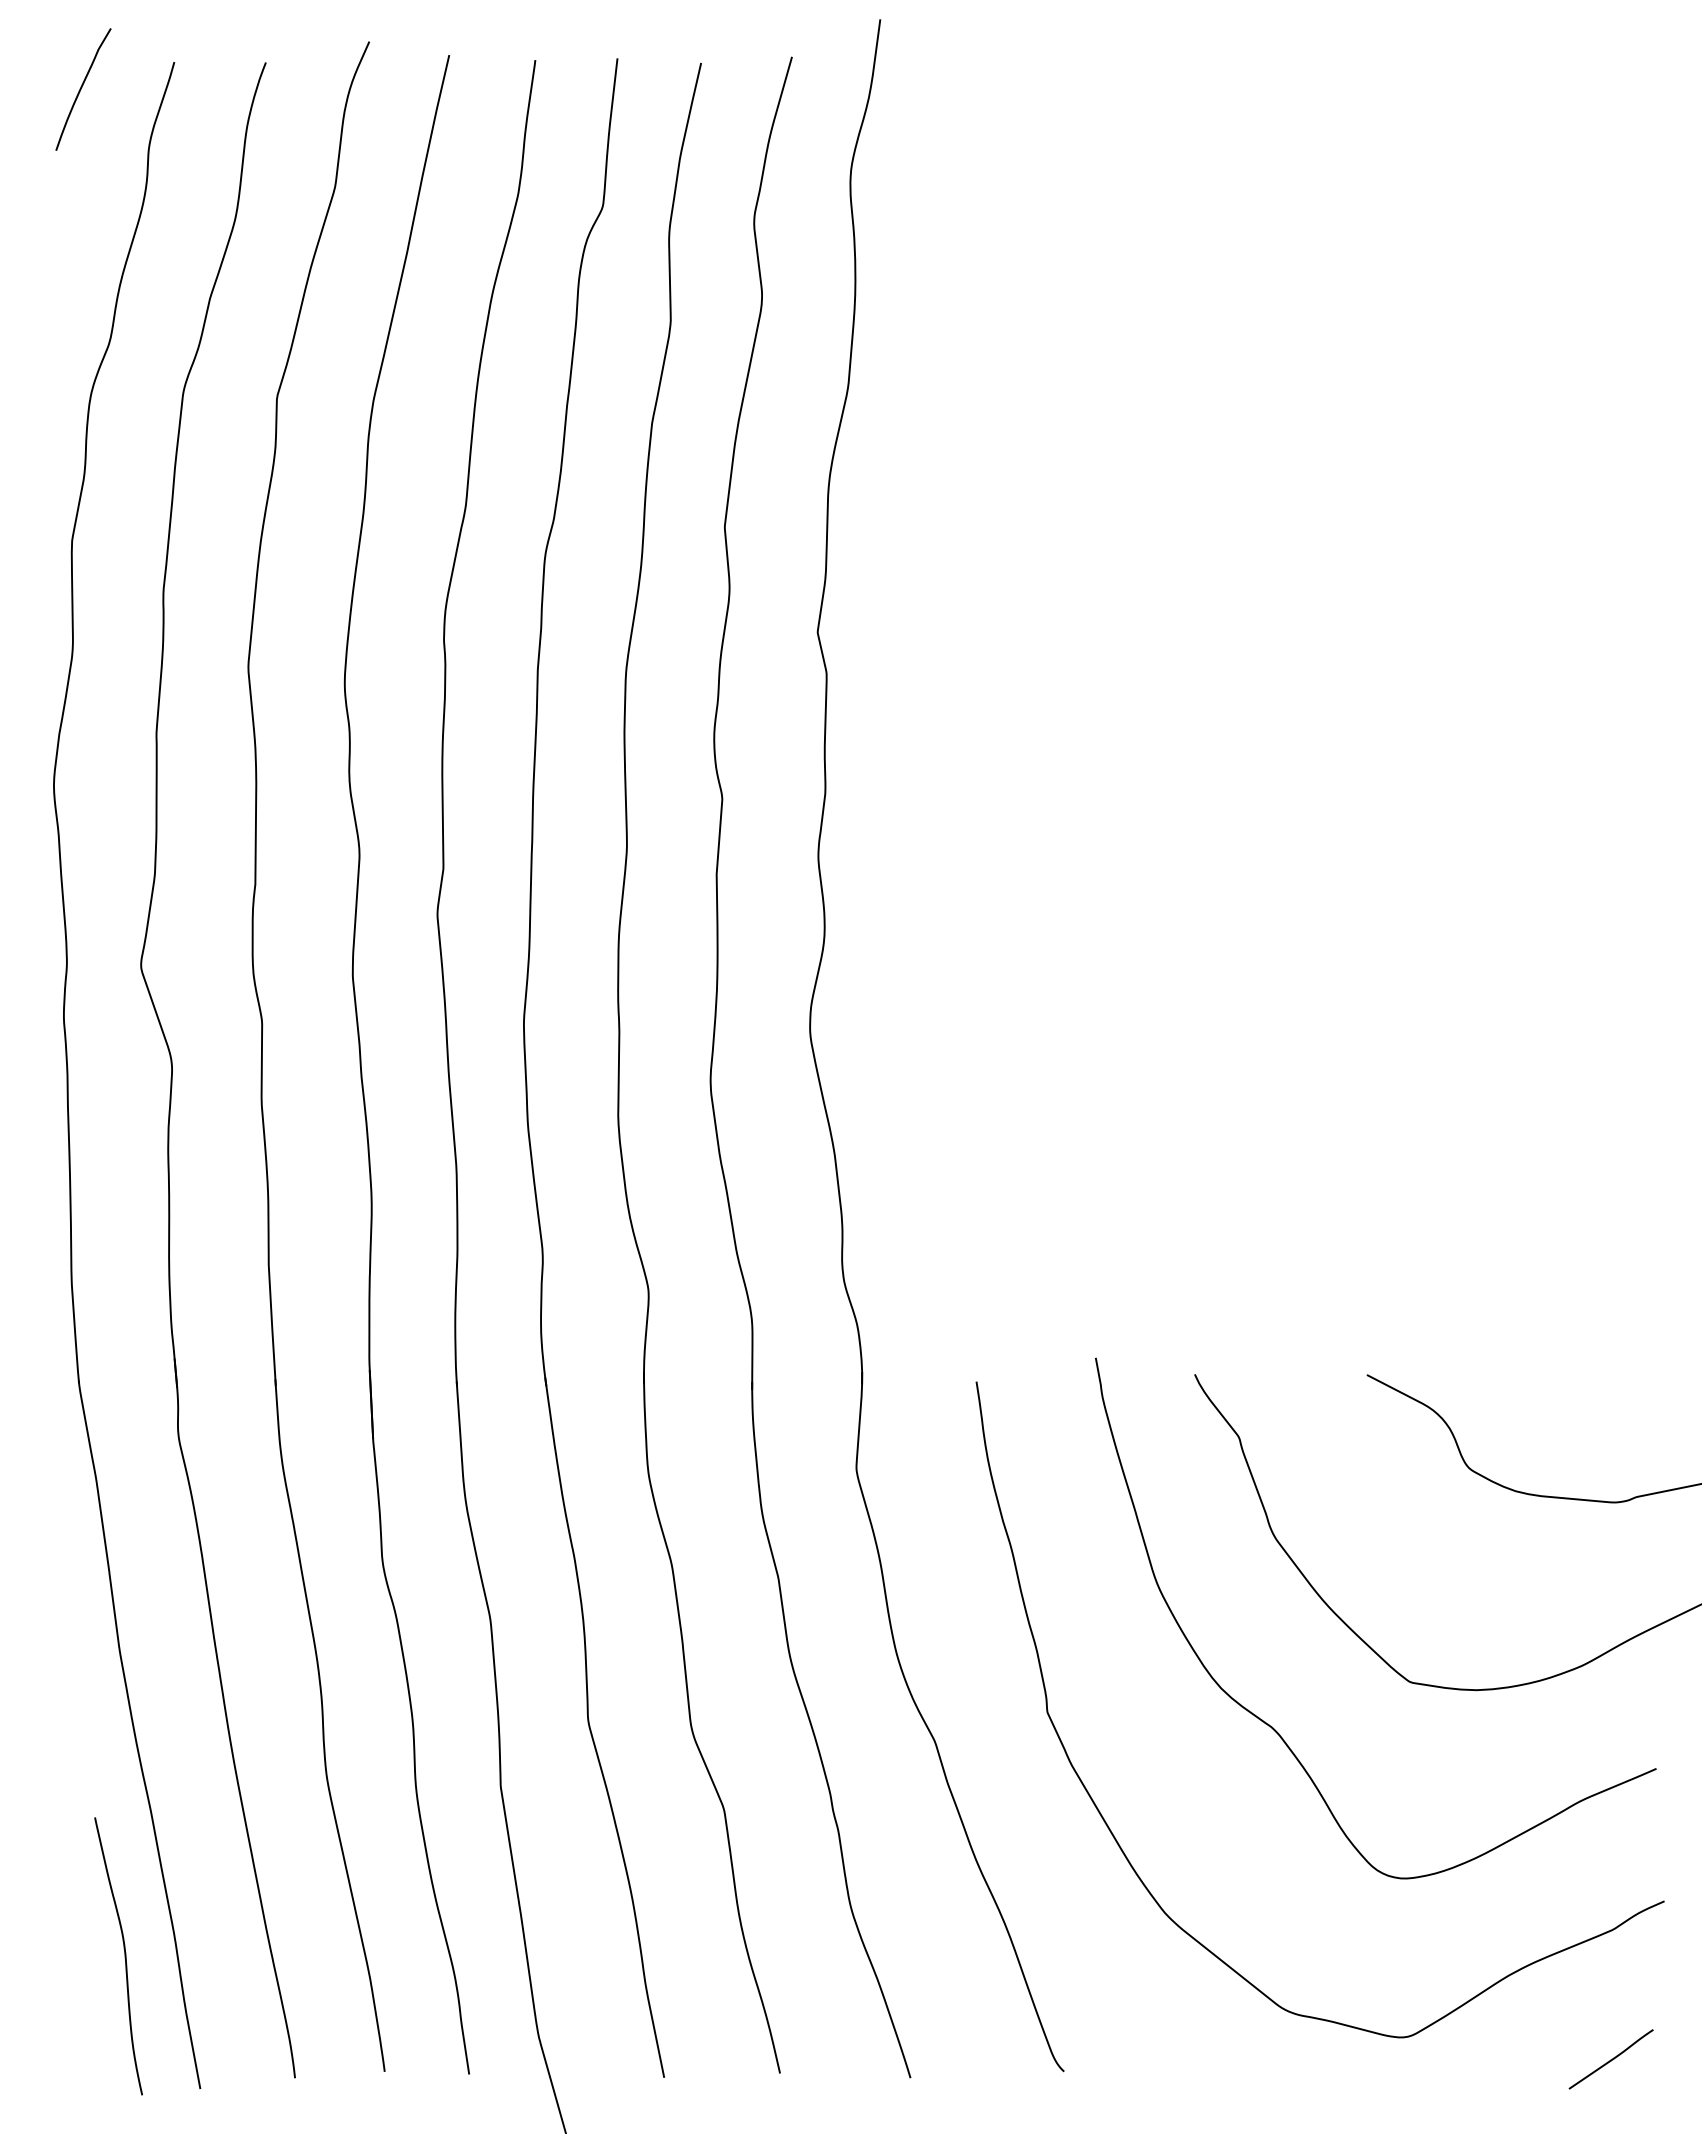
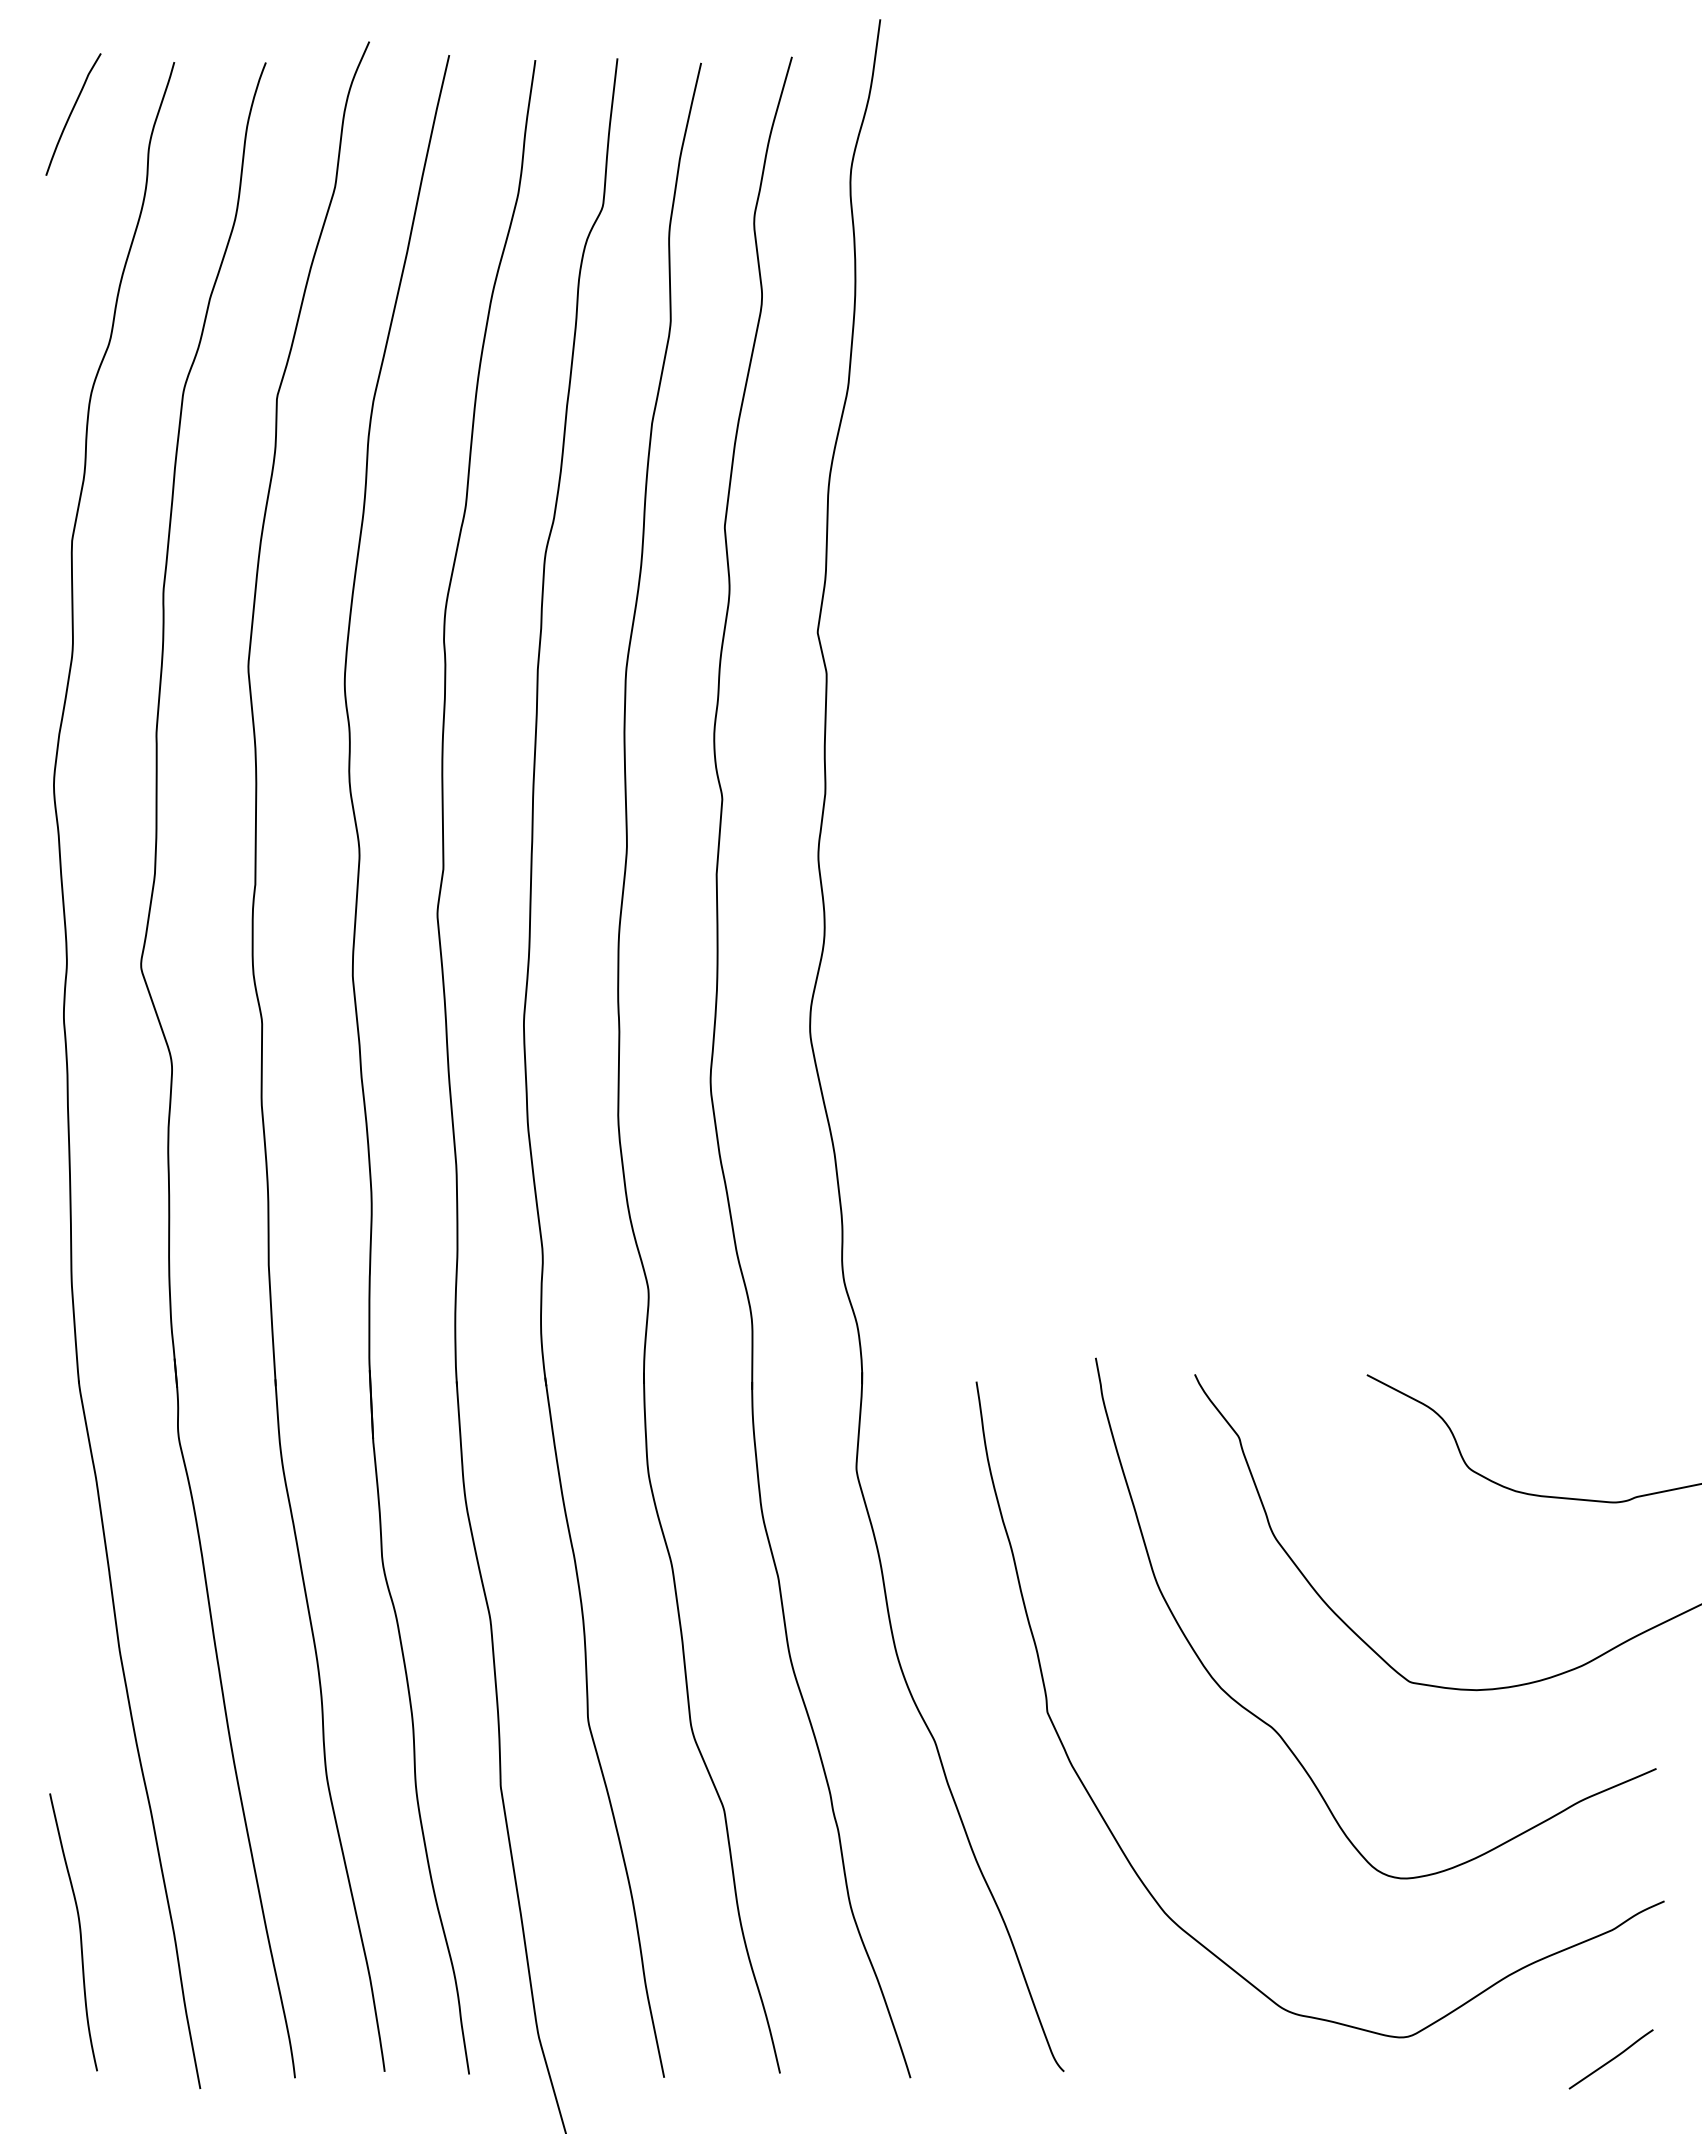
curve position: (81, 89) -> (71, 114) (71, 114)
curve position: (124, 1956) -> (79, 1932) (79, 1932)
